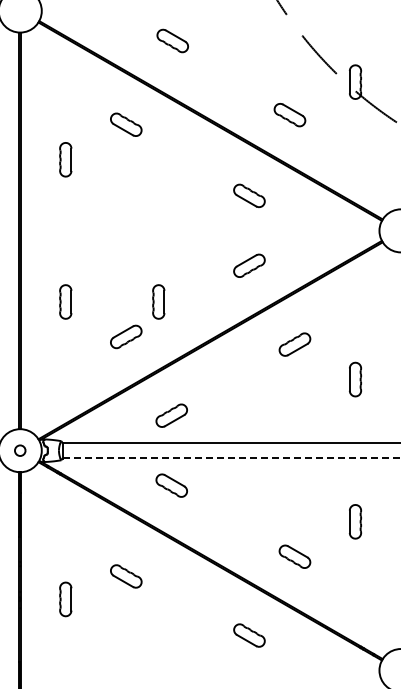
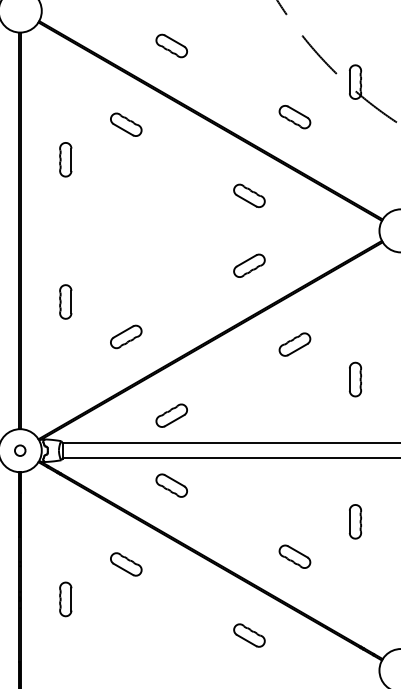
part position: (172, 40) -> (171, 45) (171, 45)
part position: (289, 115) -> (294, 117) (294, 117)
part: present -> none (158, 301)
line: dashed -> solid (232, 458)
part position: (126, 576) -> (126, 564) (126, 564)
